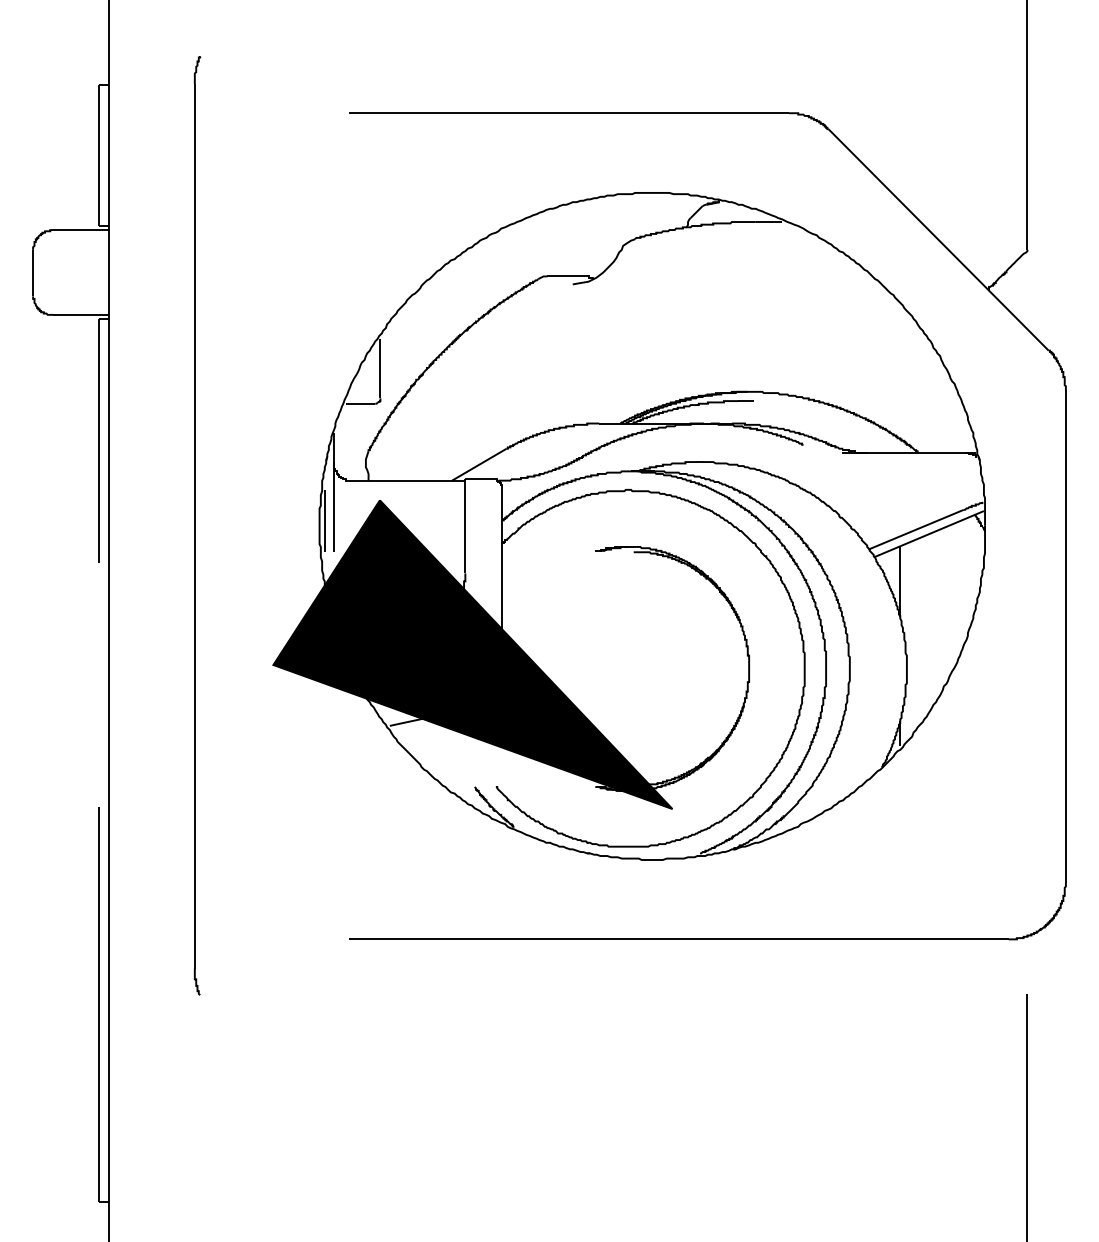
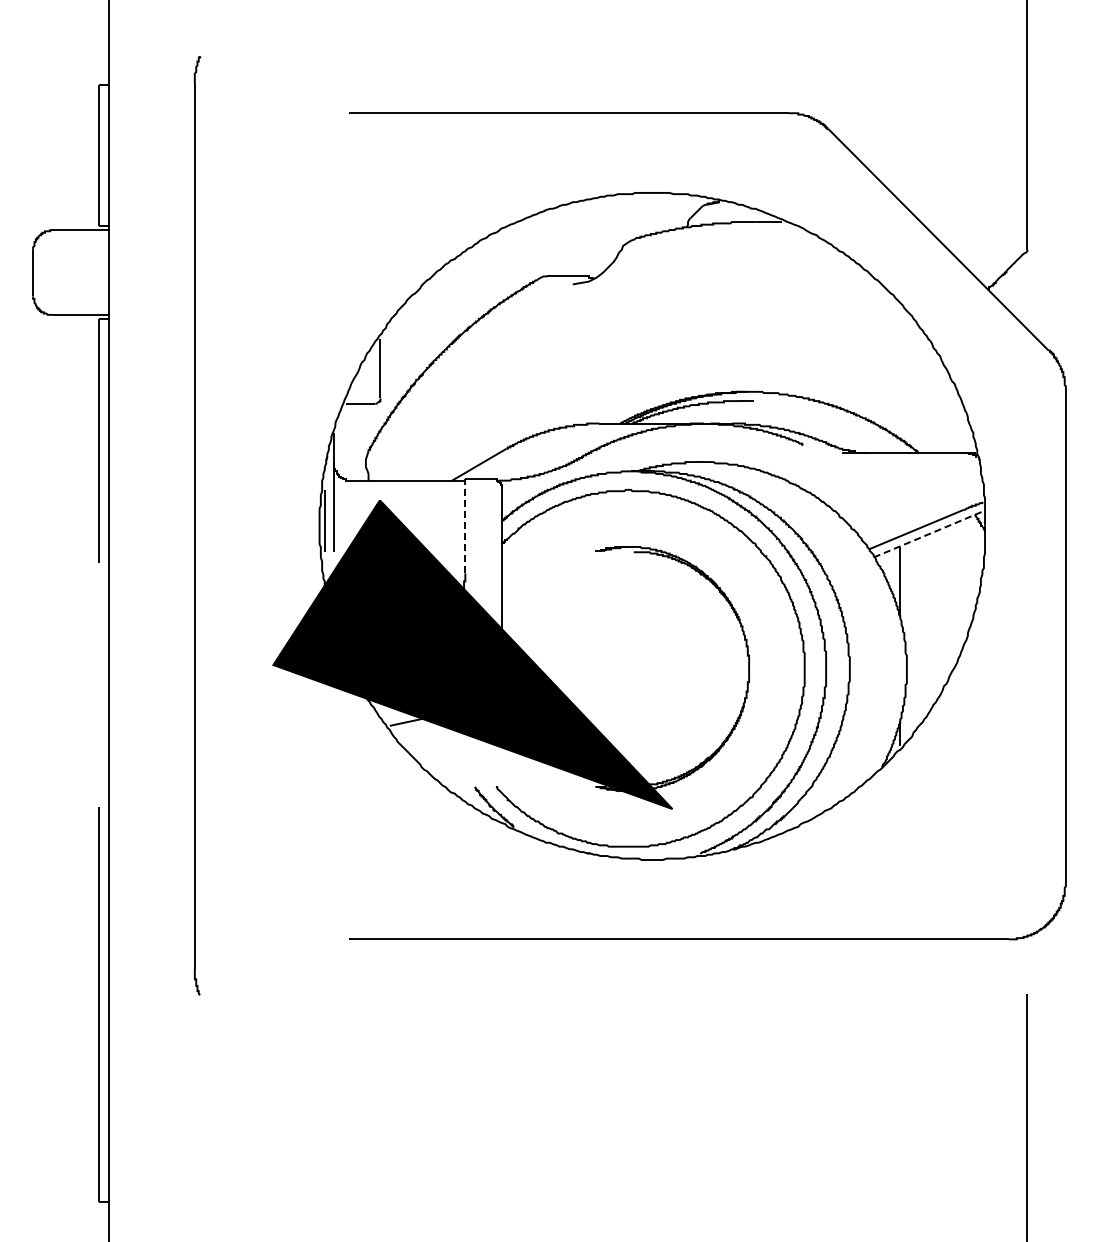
line: solid -> dashed (465, 525)
line: solid -> dashed (928, 534)
